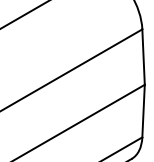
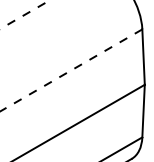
line: solid -> dashed (25, 14)
line: solid -> dashed (71, 70)
